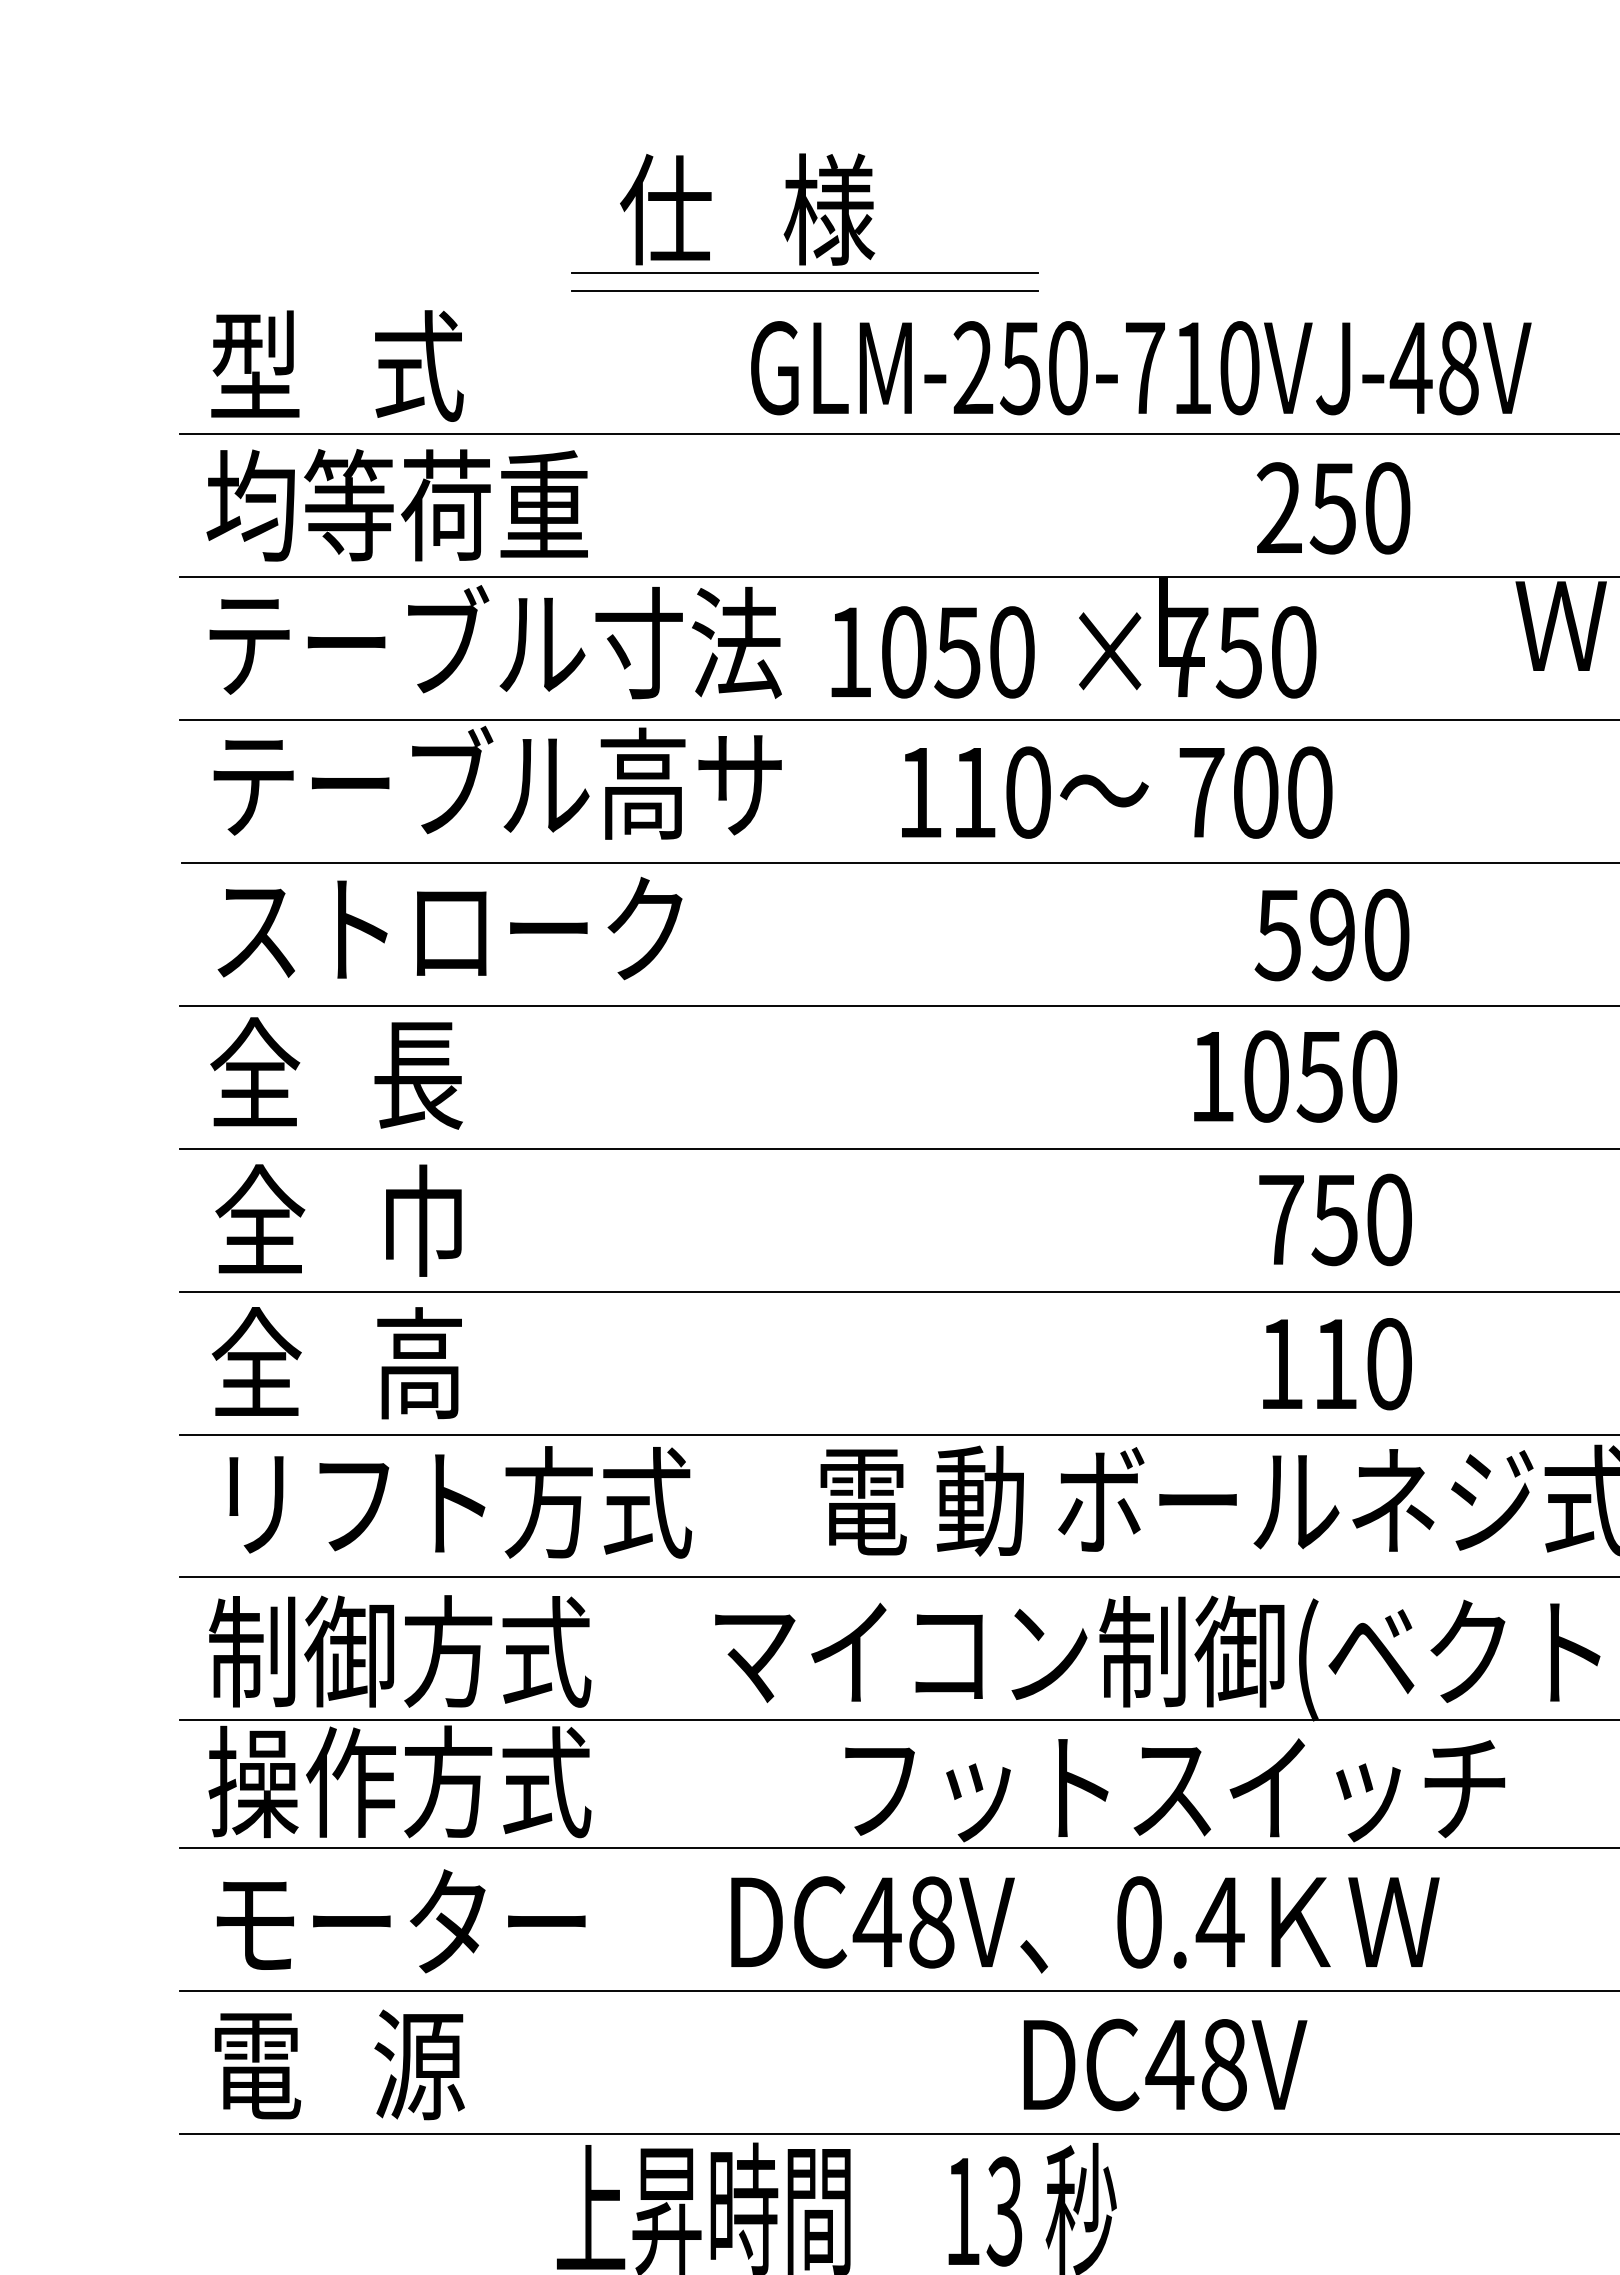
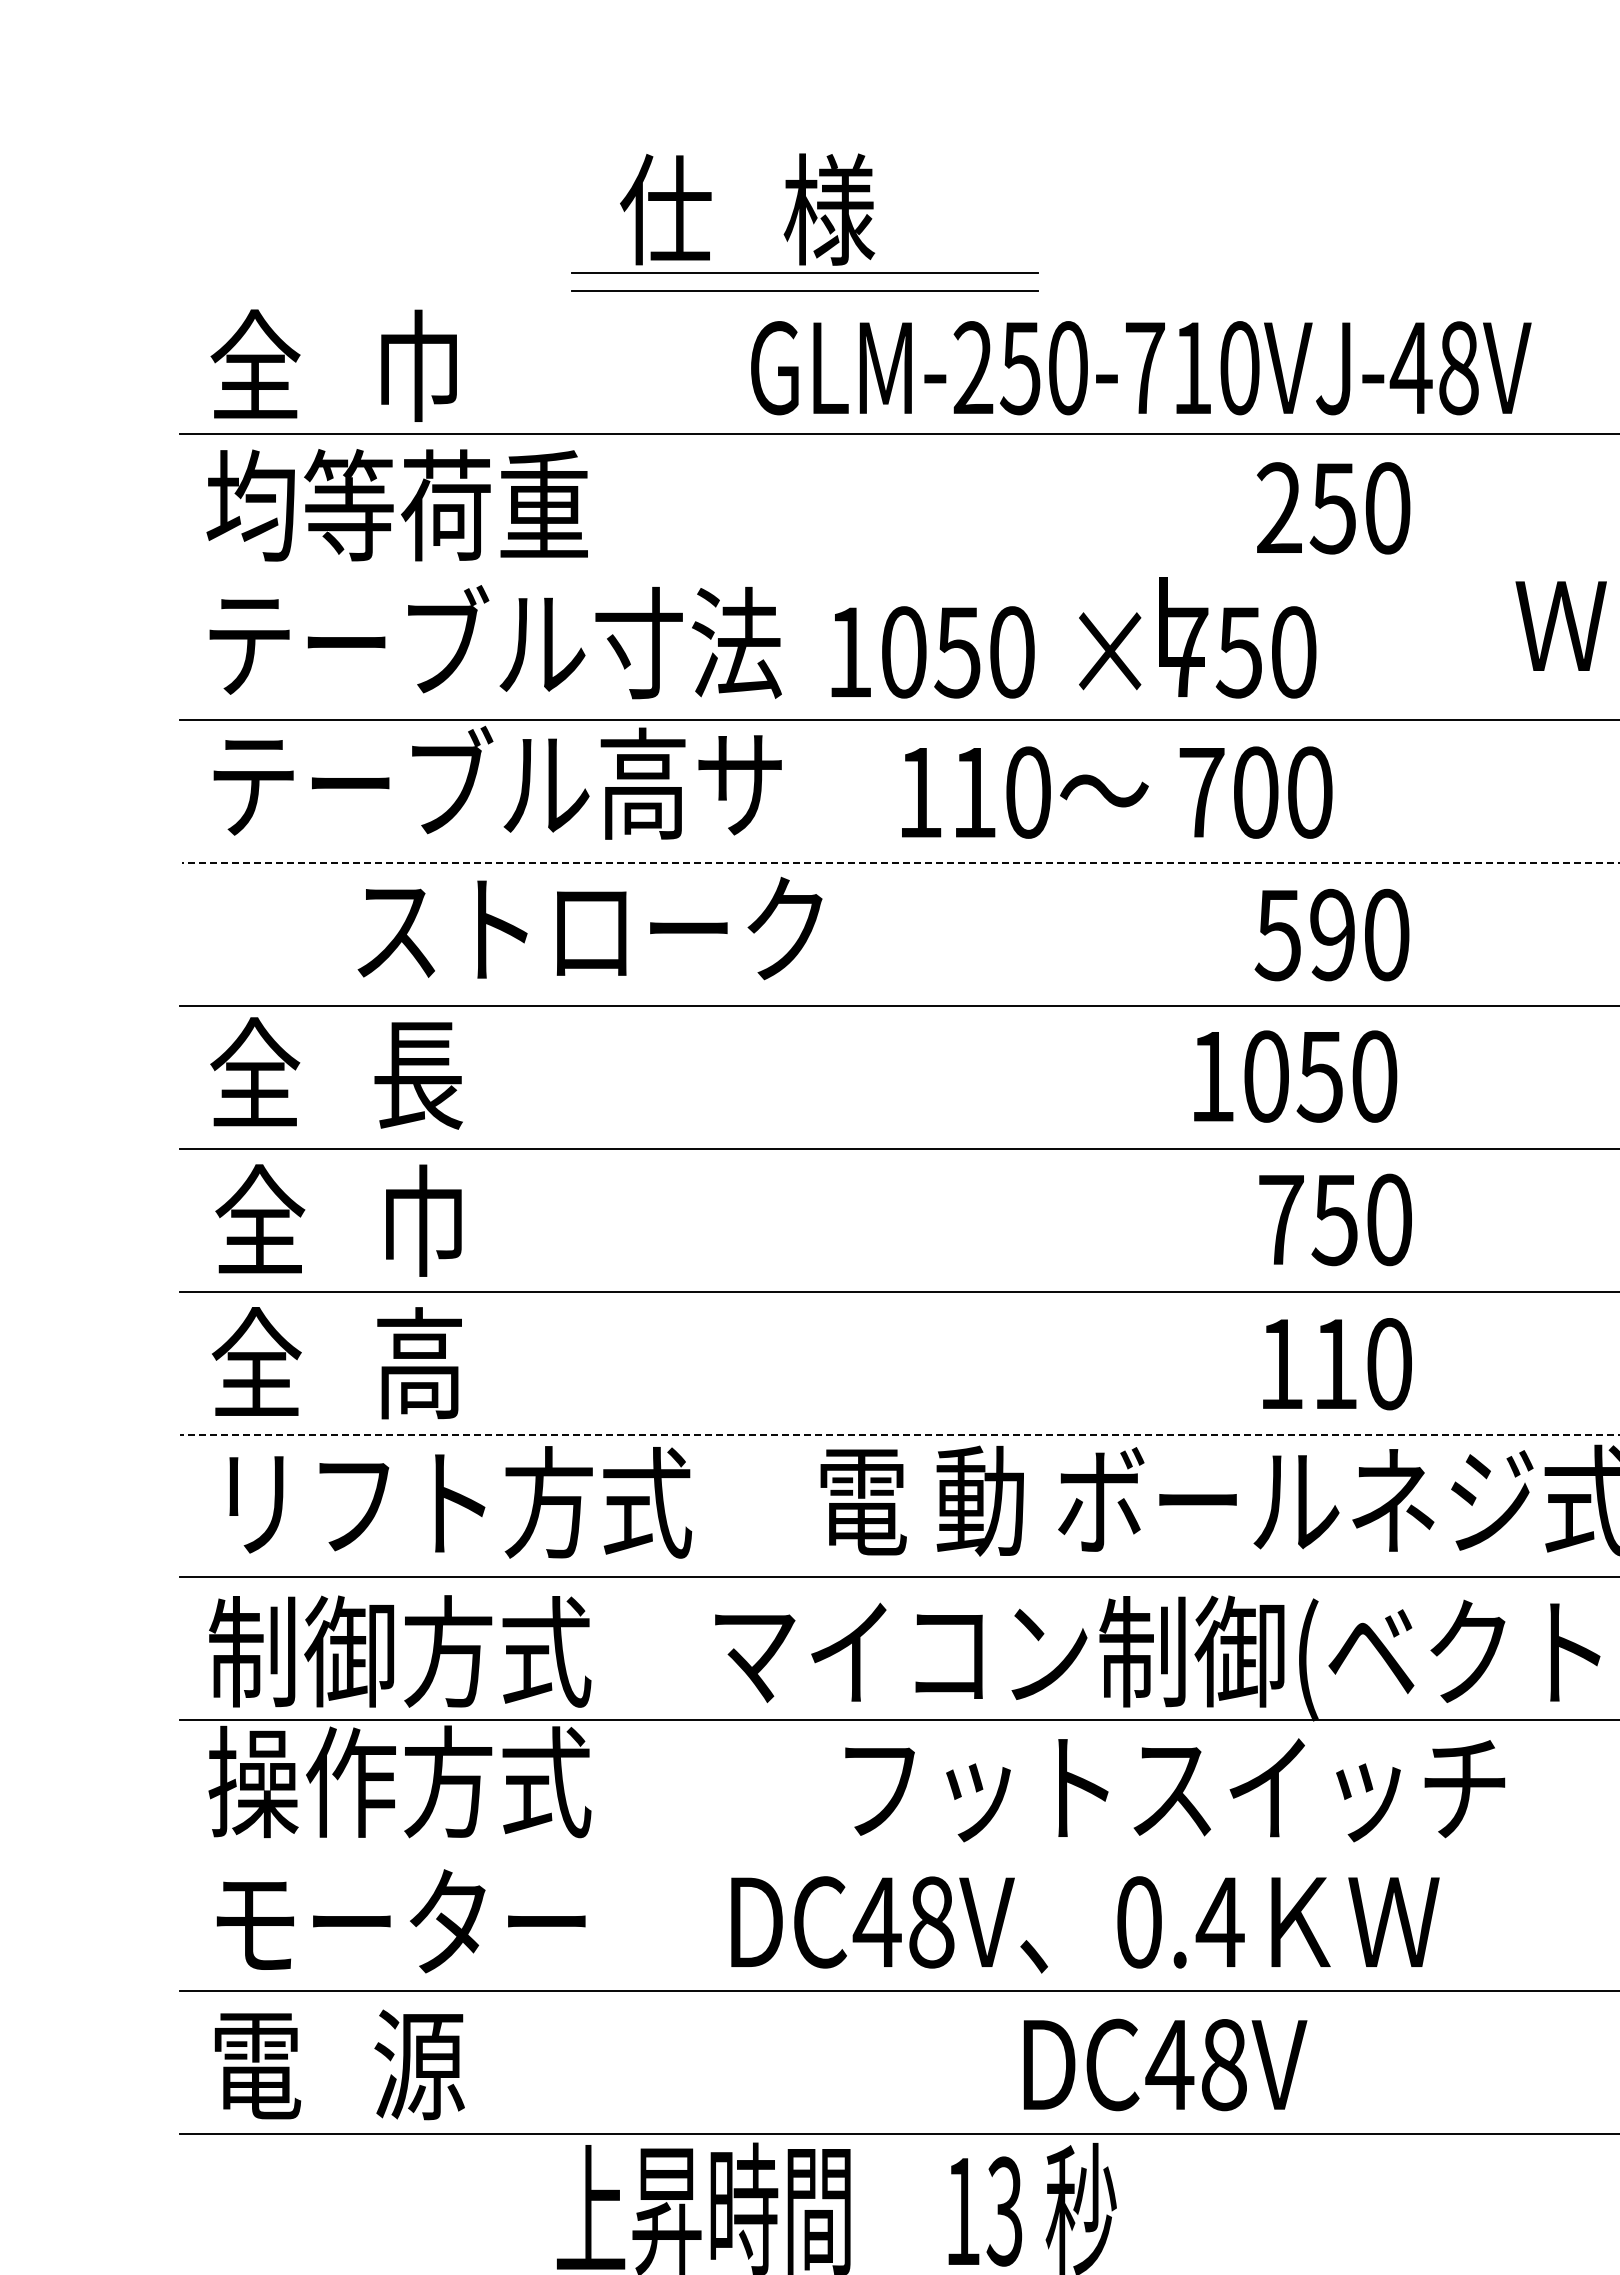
text: 型   式 -> 全   巾 (336, 365)
line: present -> none (898, 577)
line: solid -> dashed (900, 862)
text position: (449, 928) -> (589, 928) (589, 928)
line: solid -> dashed (899, 1434)
line: present -> none (898, 1848)
